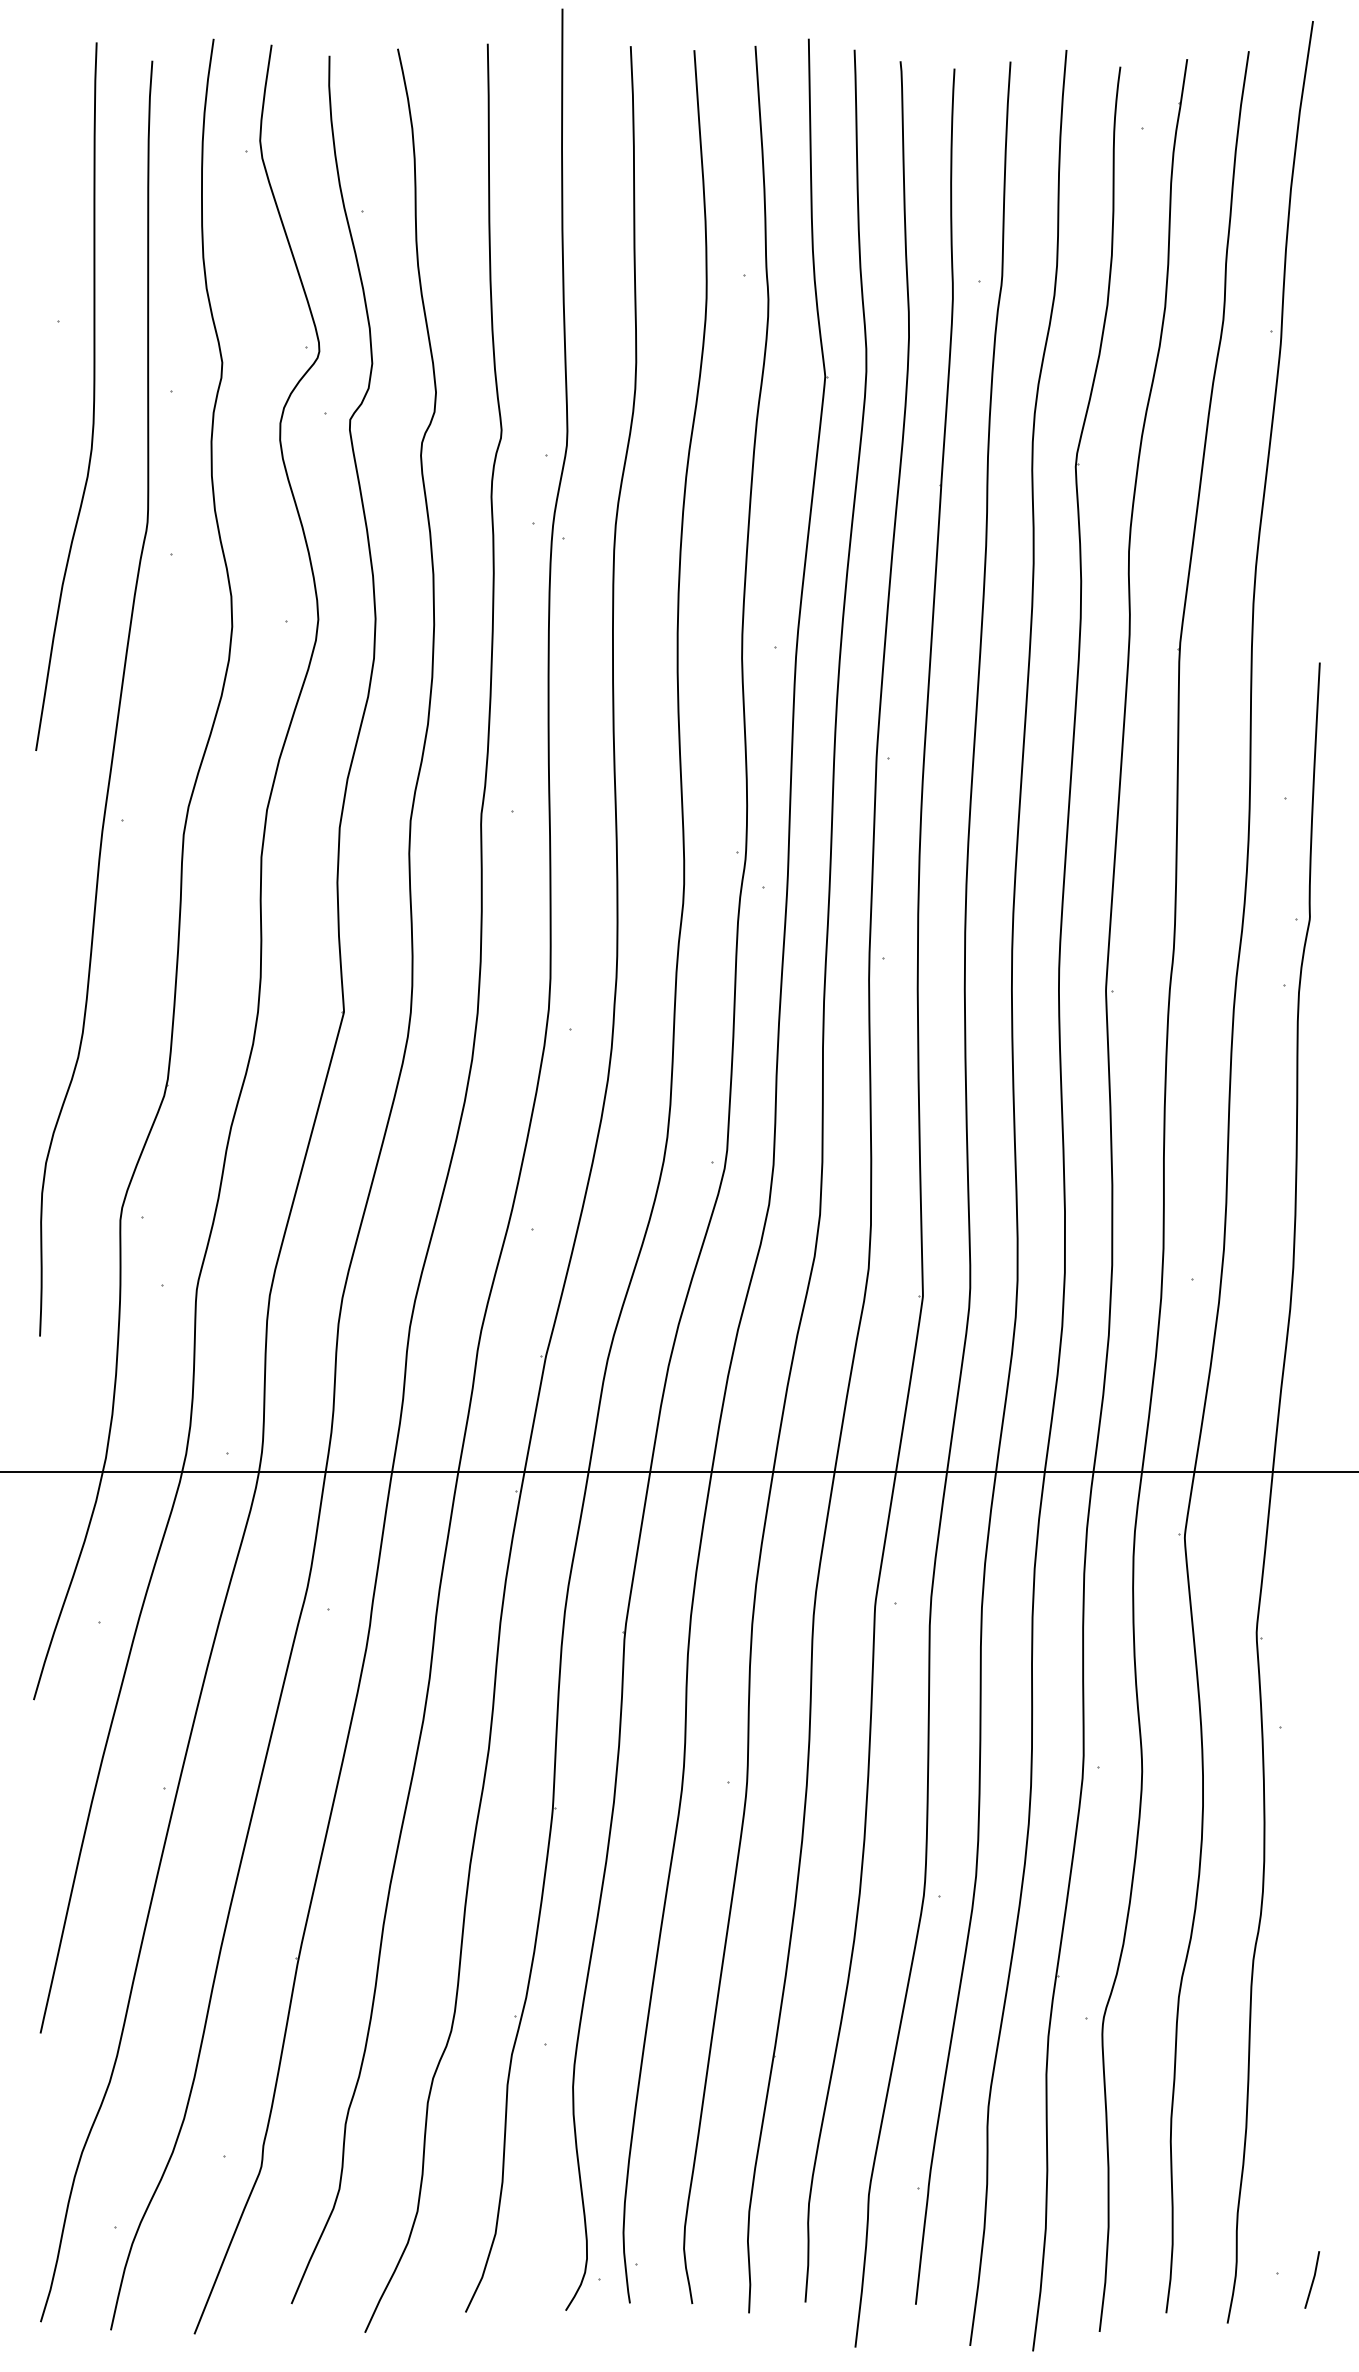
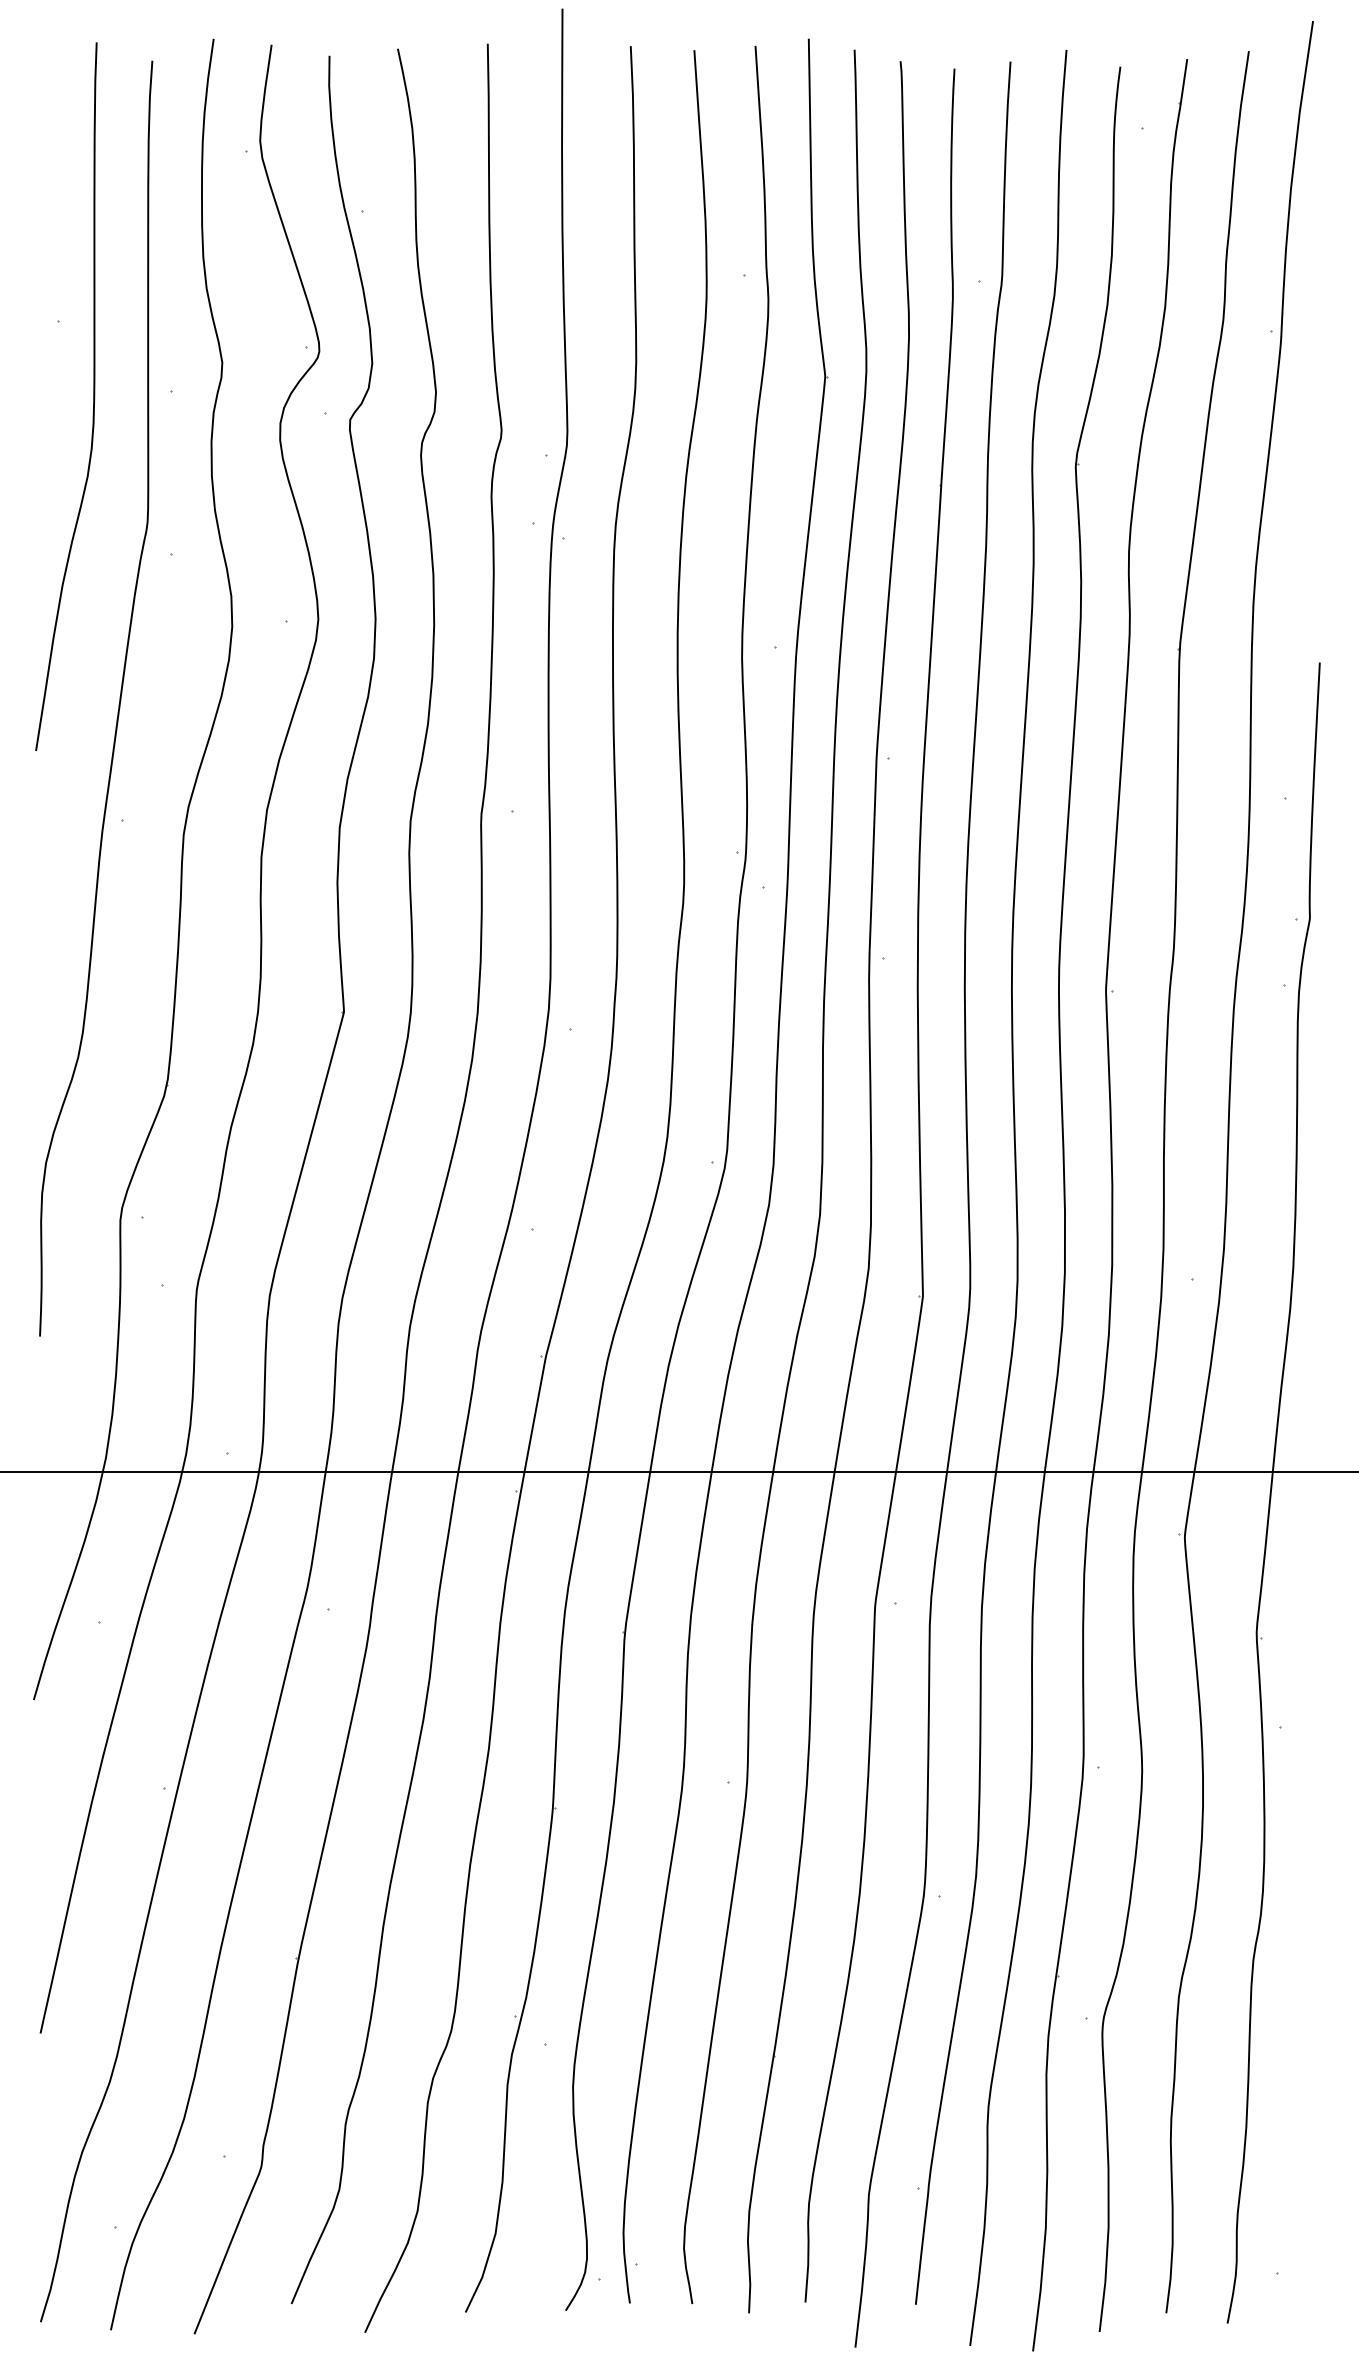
line: present -> none (1312, 2279)
